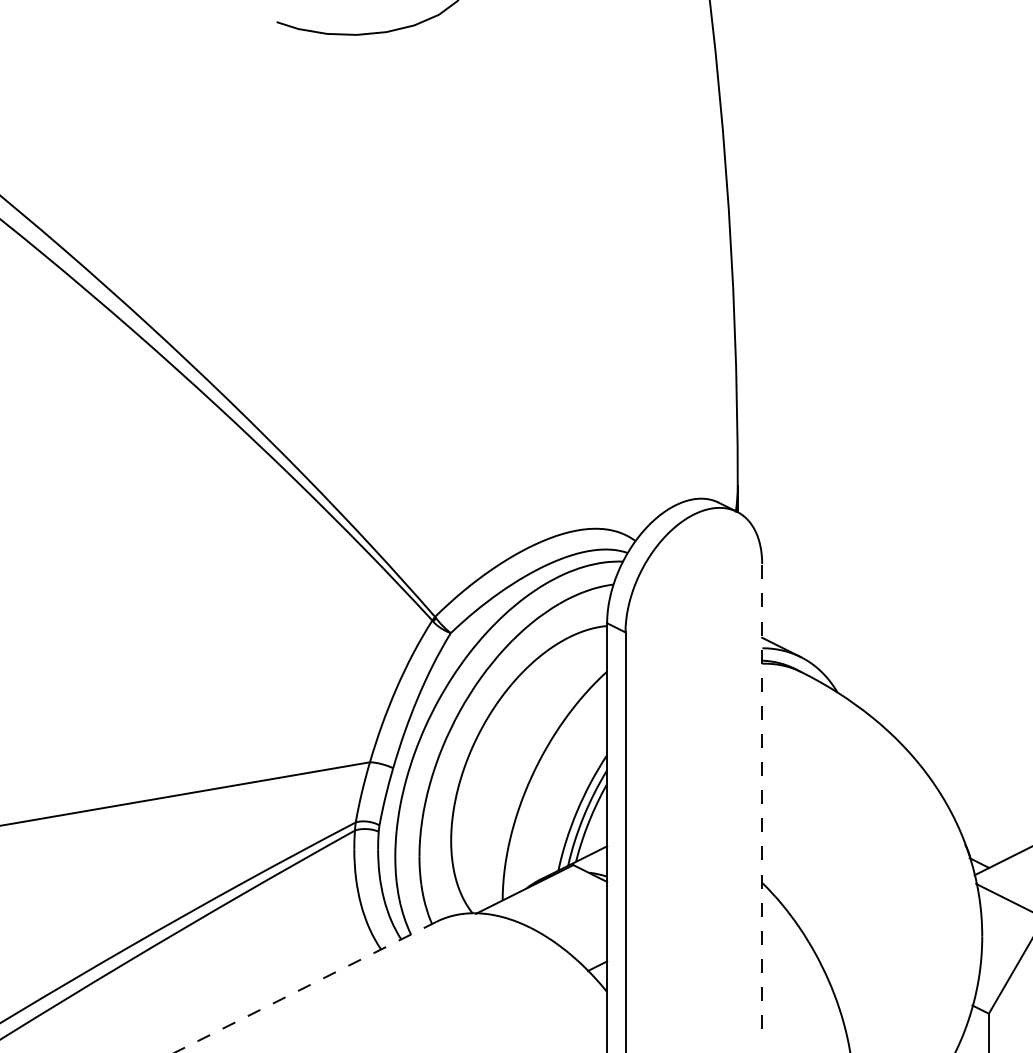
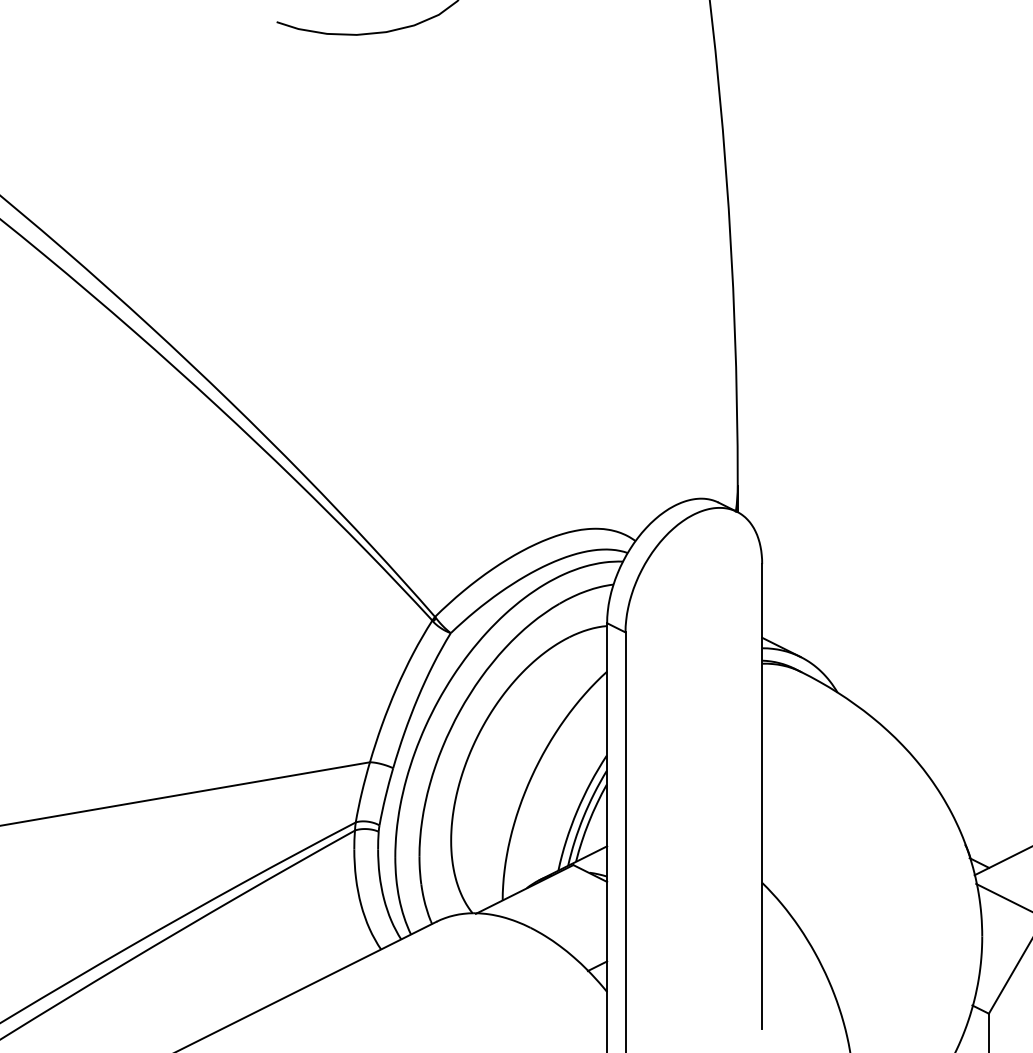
line: dashed -> solid (762, 796)
line: dashed -> solid (304, 987)
